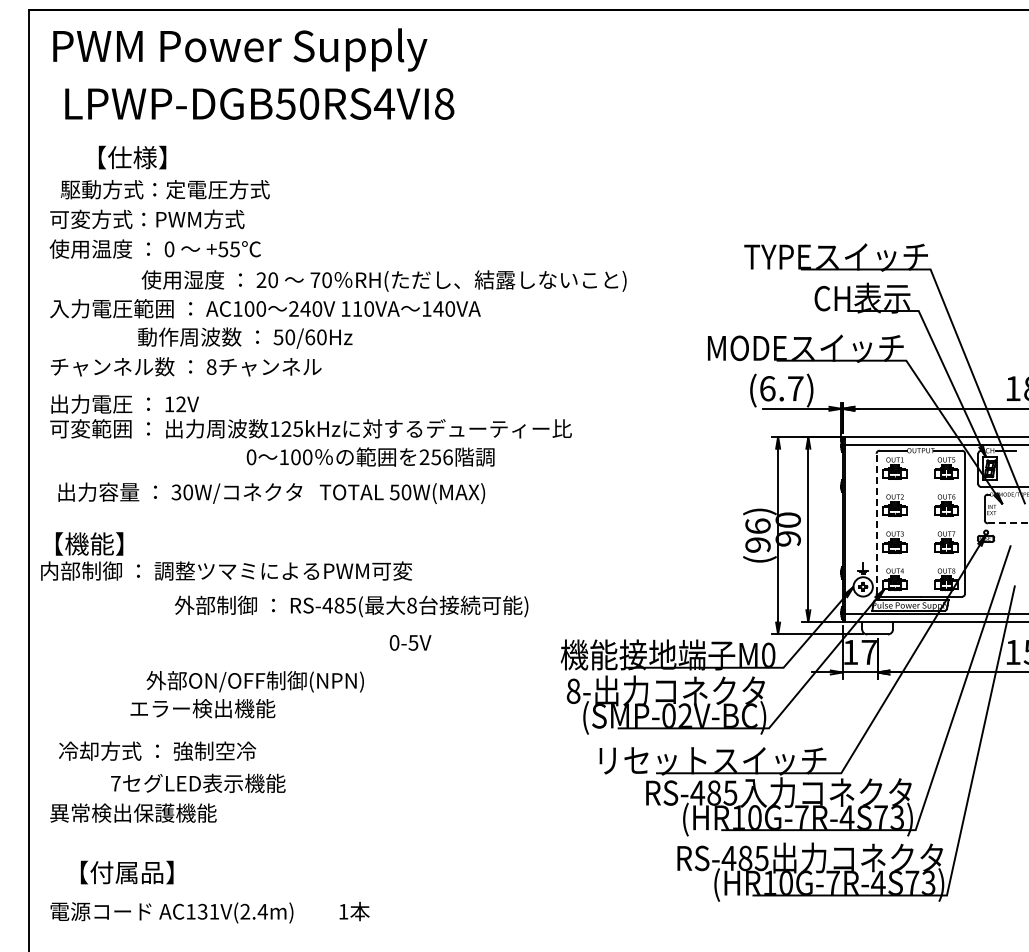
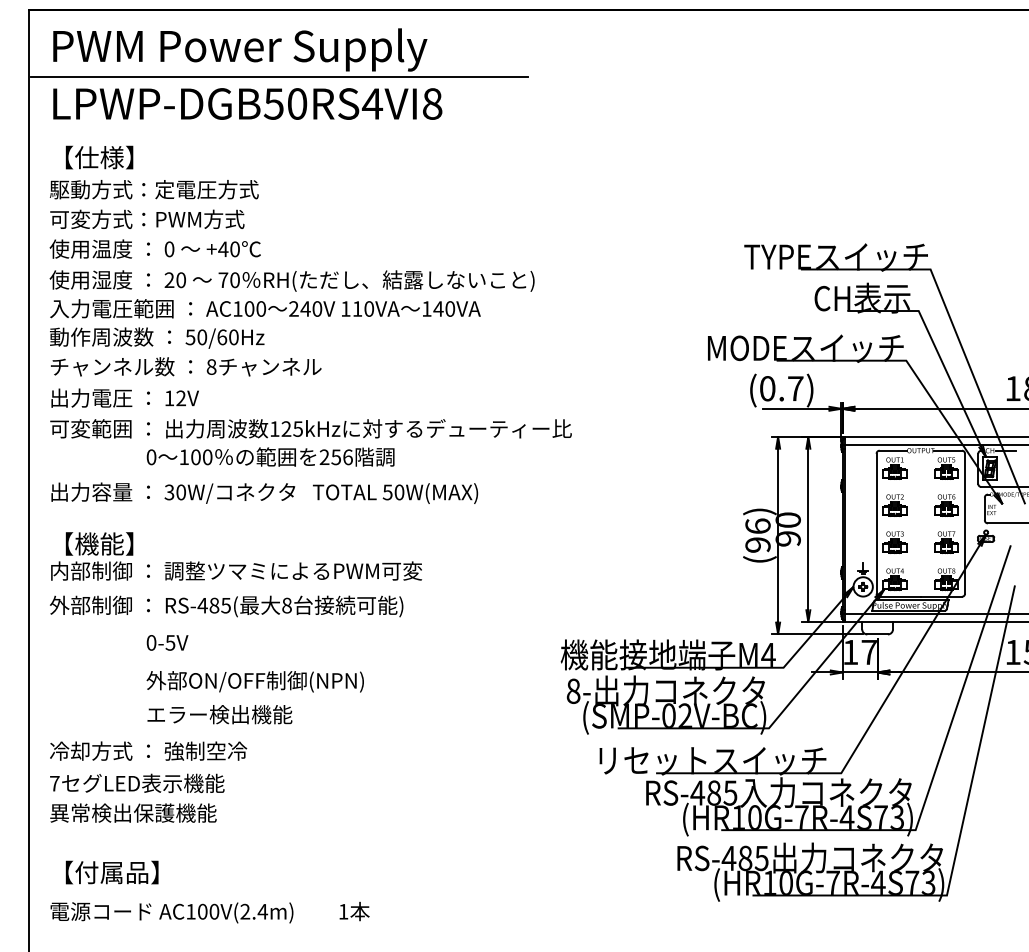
line: none -> present (279, 77)
text position: (259, 103) -> (247, 103) (247, 103)
text position: (132, 157) -> (99, 157) (99, 157)
text position: (165, 189) -> (154, 189) (154, 189)
text: +55 -> +40 (228, 249)
text position: (383, 280) -> (291, 280) (291, 280)
text position: (245, 337) -> (157, 337) (157, 337)
text: (6.7) -> (0.7) (767, 388)
text position: (124, 403) -> (124, 397) (124, 397)
text position: (370, 456) -> (270, 456) (270, 456)
text position: (271, 492) -> (264, 492) (264, 492)
line: dashed -> solid (876, 523)
line: dashed -> solid (1008, 523)
text position: (226, 556) -> (236, 556) (236, 556)
text position: (351, 606) -> (226, 606) (226, 606)
text position: (410, 642) -> (167, 642) (167, 642)
text: M0 -> M4 (768, 654)
text position: (202, 708) -> (219, 714) (219, 714)
text position: (157, 750) -> (148, 750) (148, 750)
text position: (198, 783) -> (137, 783) (137, 783)
text position: (126, 872) -> (111, 872) (111, 872)
text: AC131V(2.4m) -> AC100V(2.4m) (208, 911)
